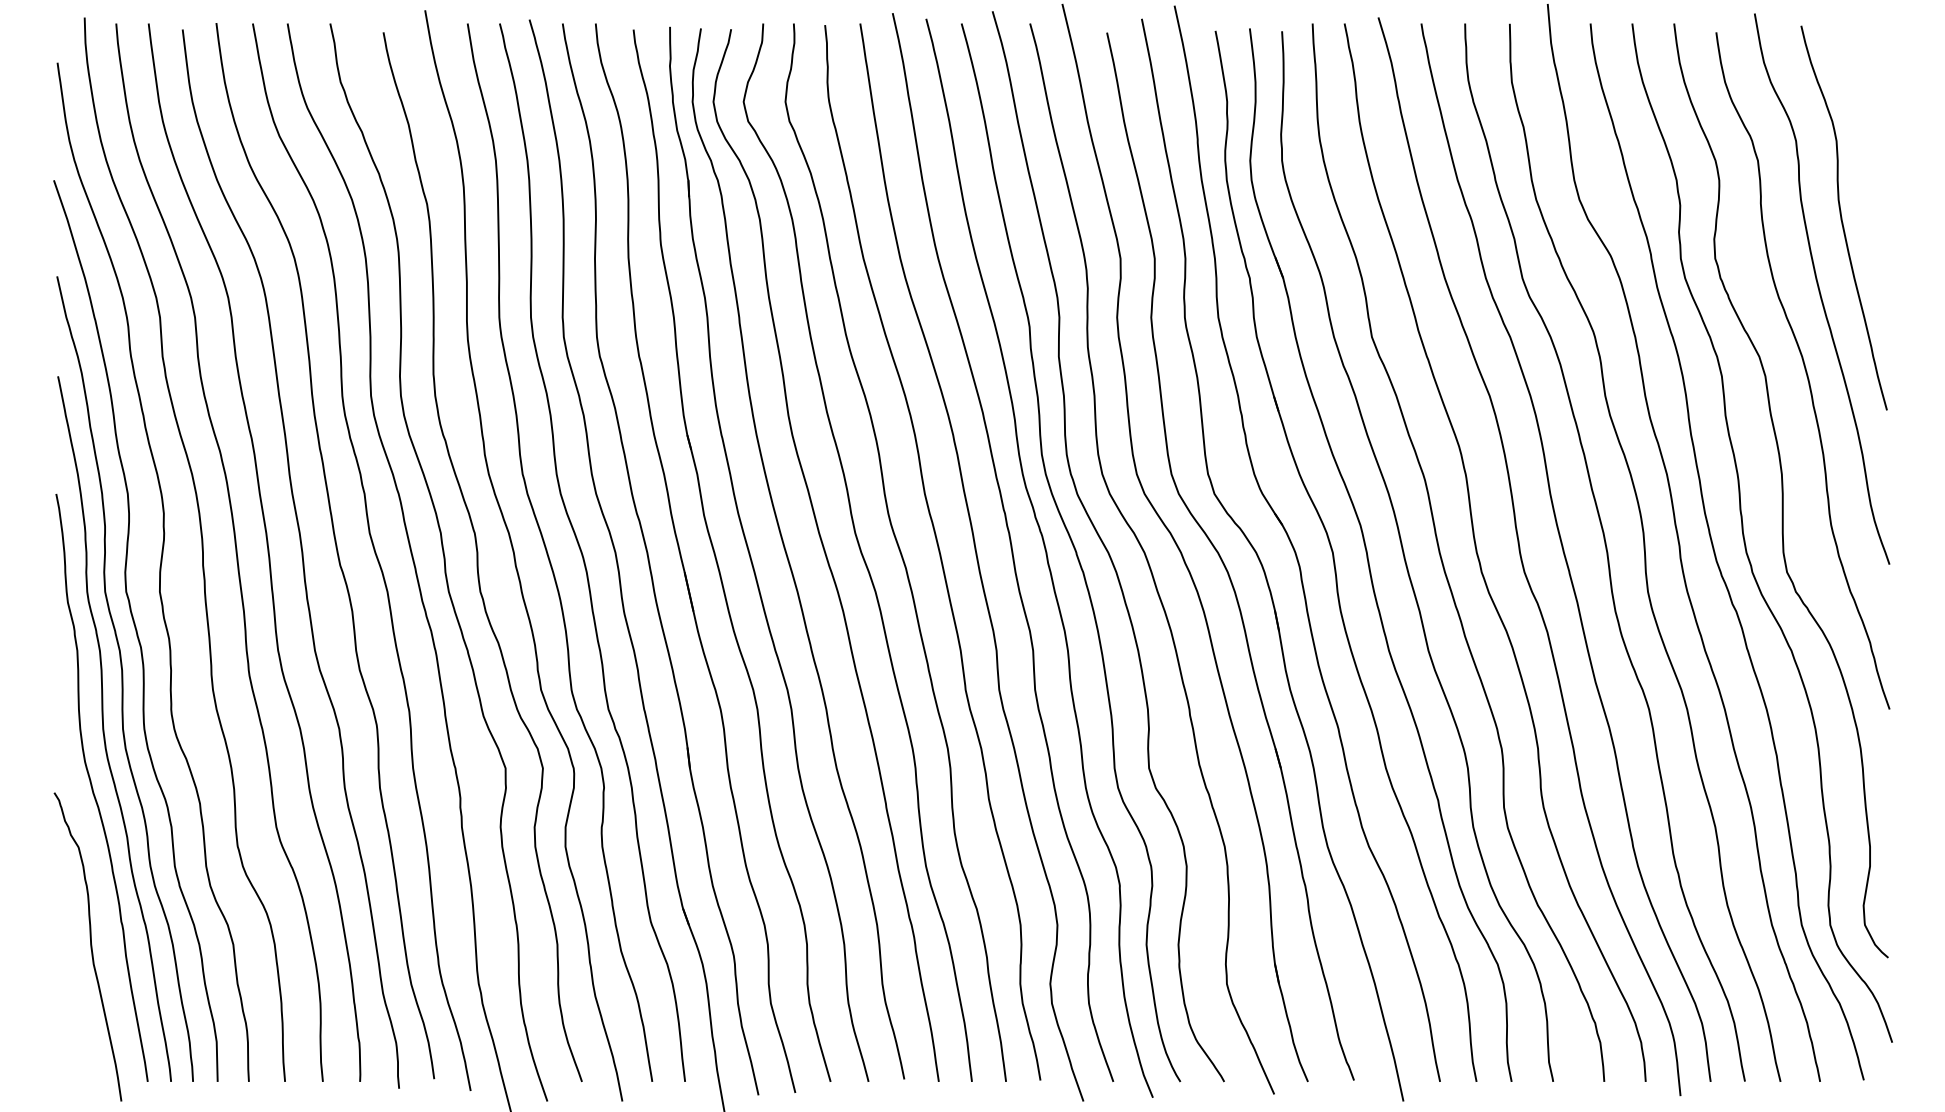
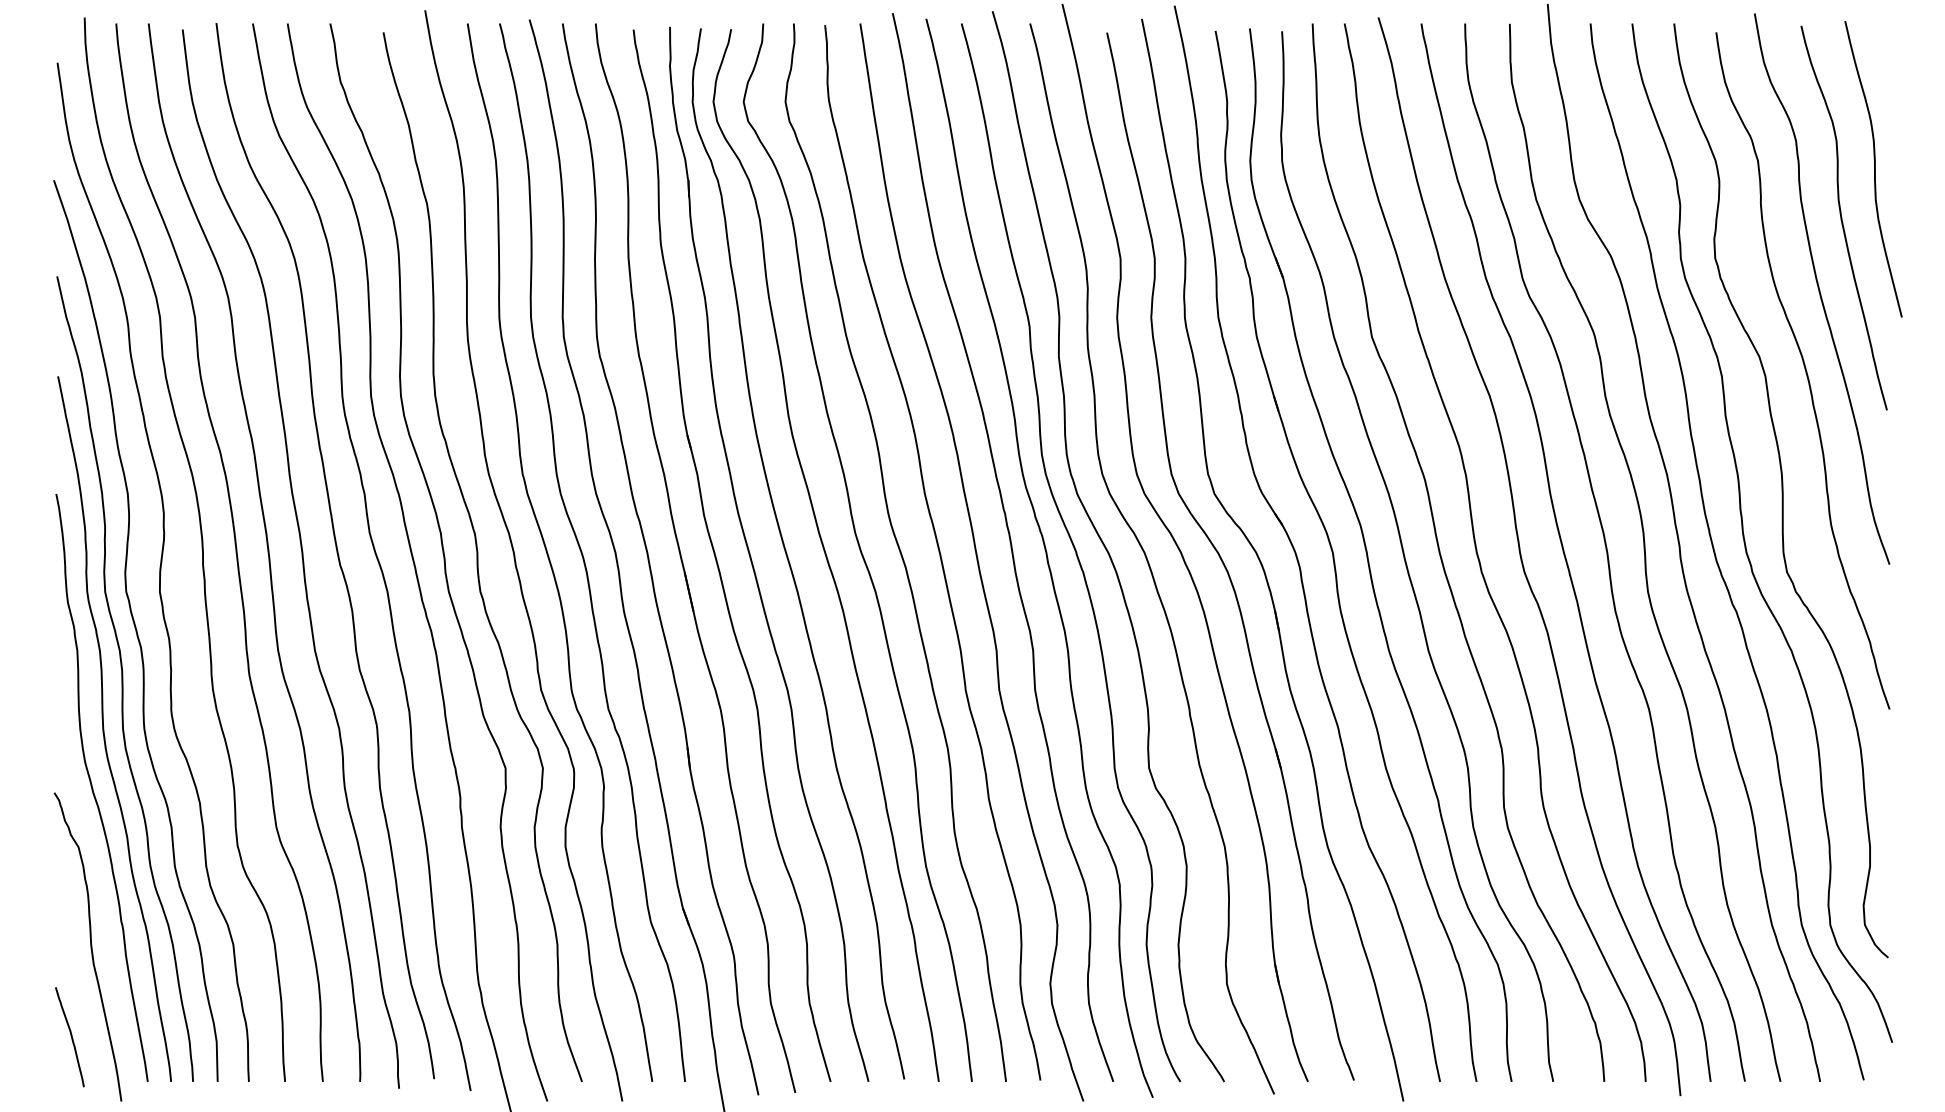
curve: none -> present (1874, 169)
curve: none -> present (70, 1036)
